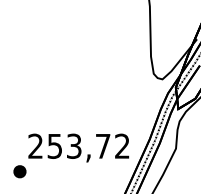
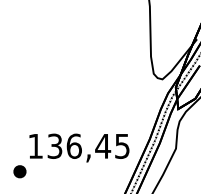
text: 253,72 -> 136,45 (78, 145)
